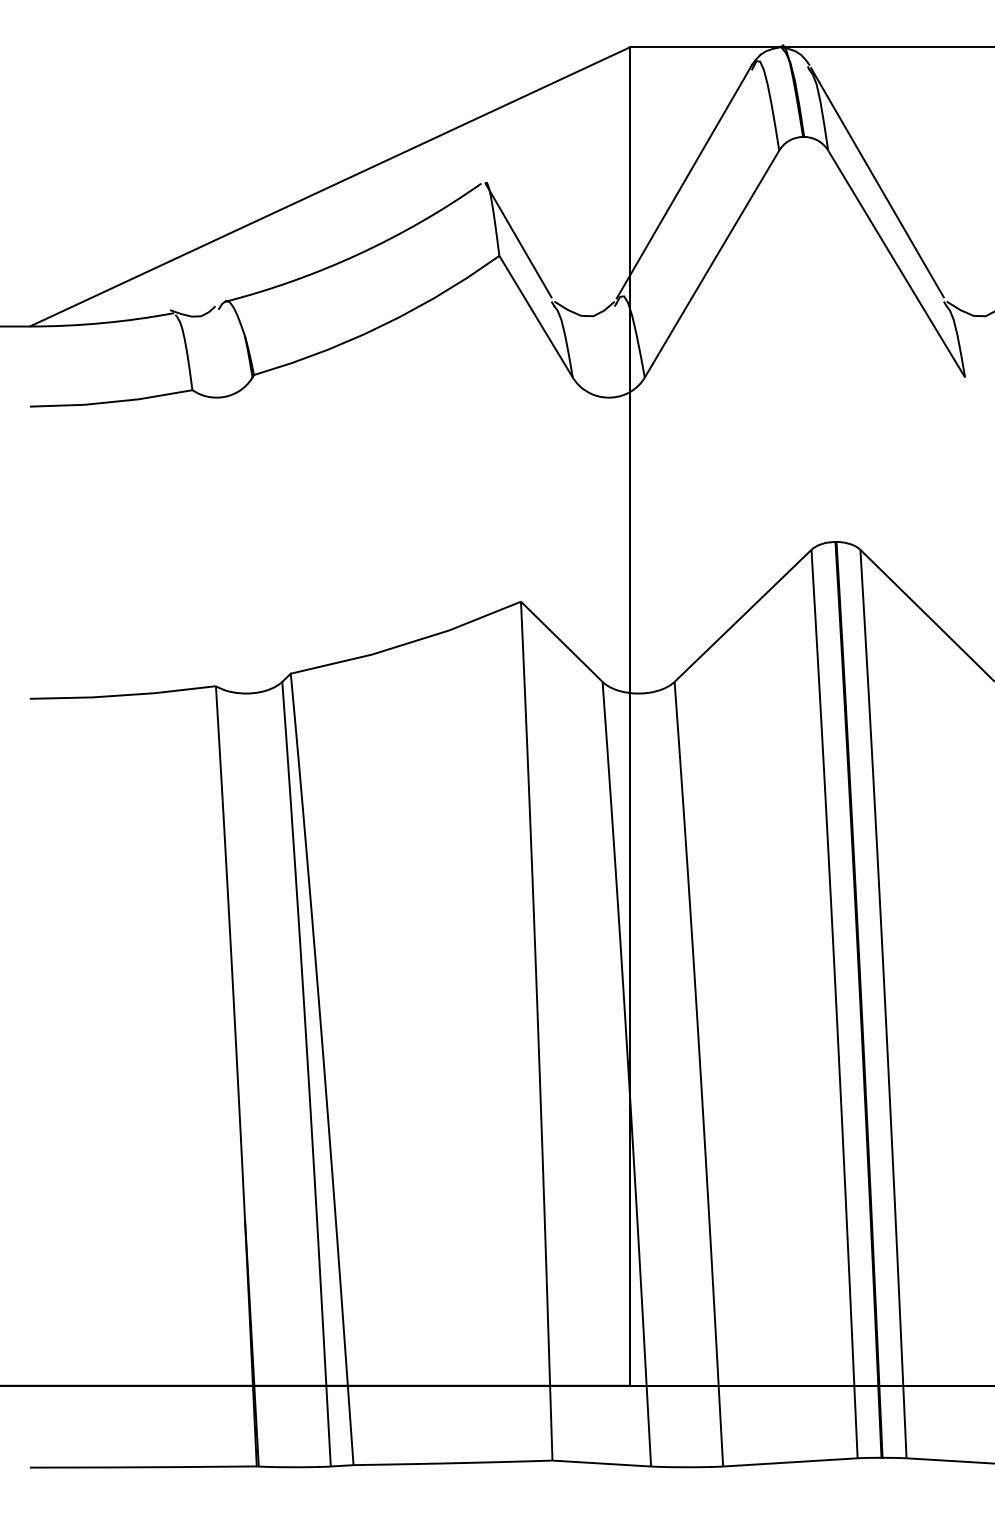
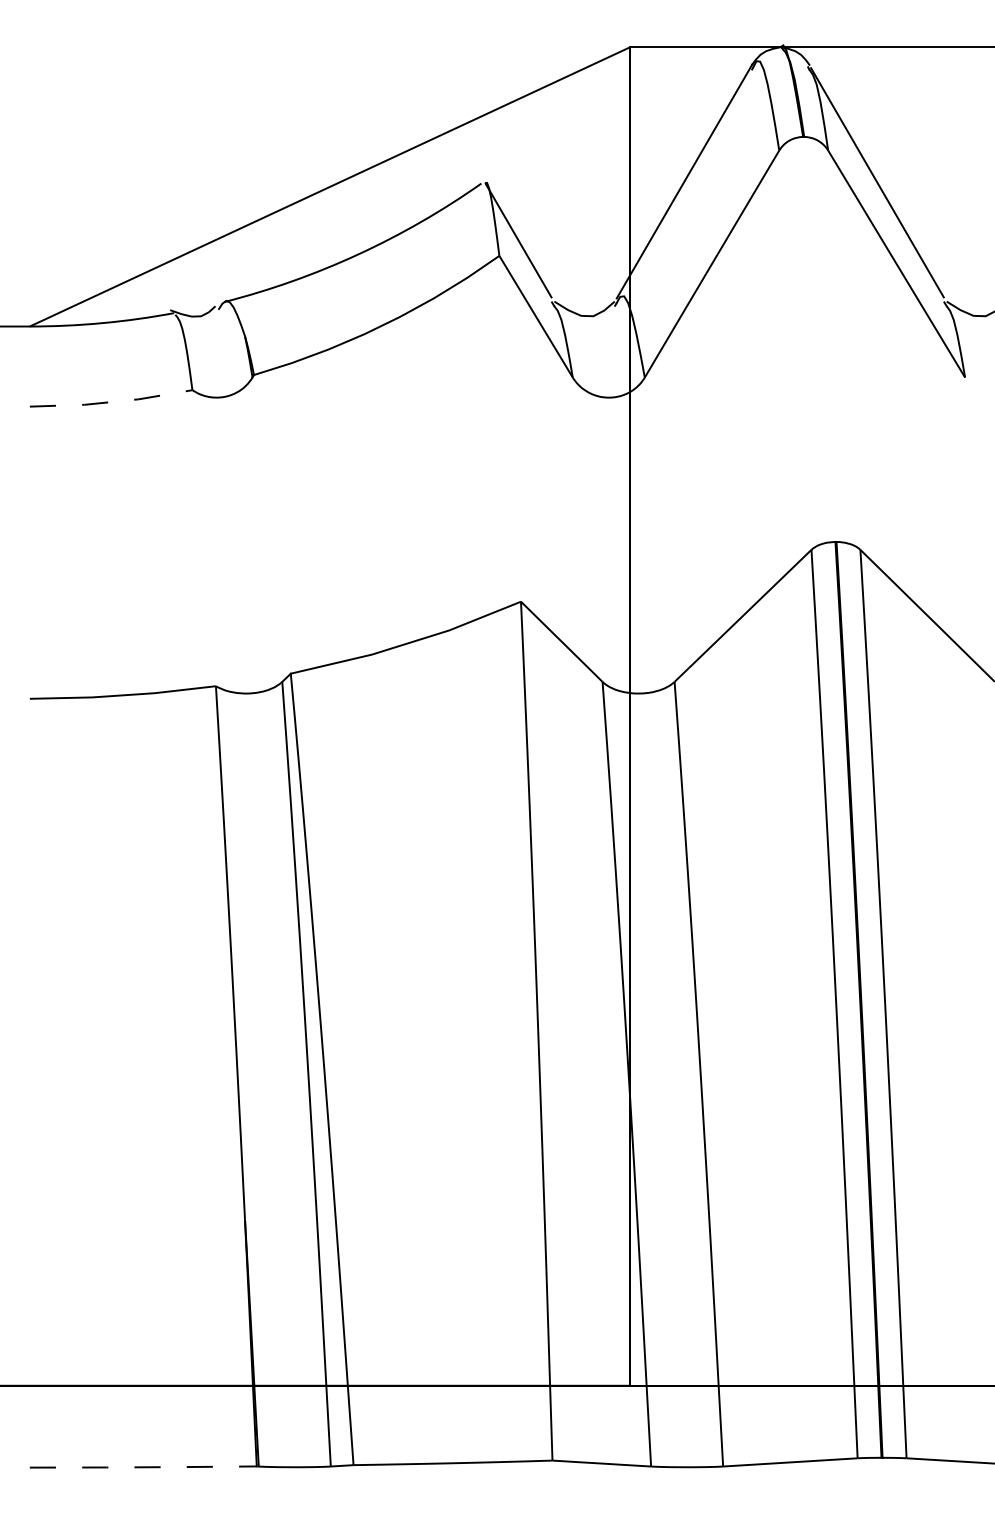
line: solid -> dashed (112, 402)
line: solid -> dashed (143, 1467)
